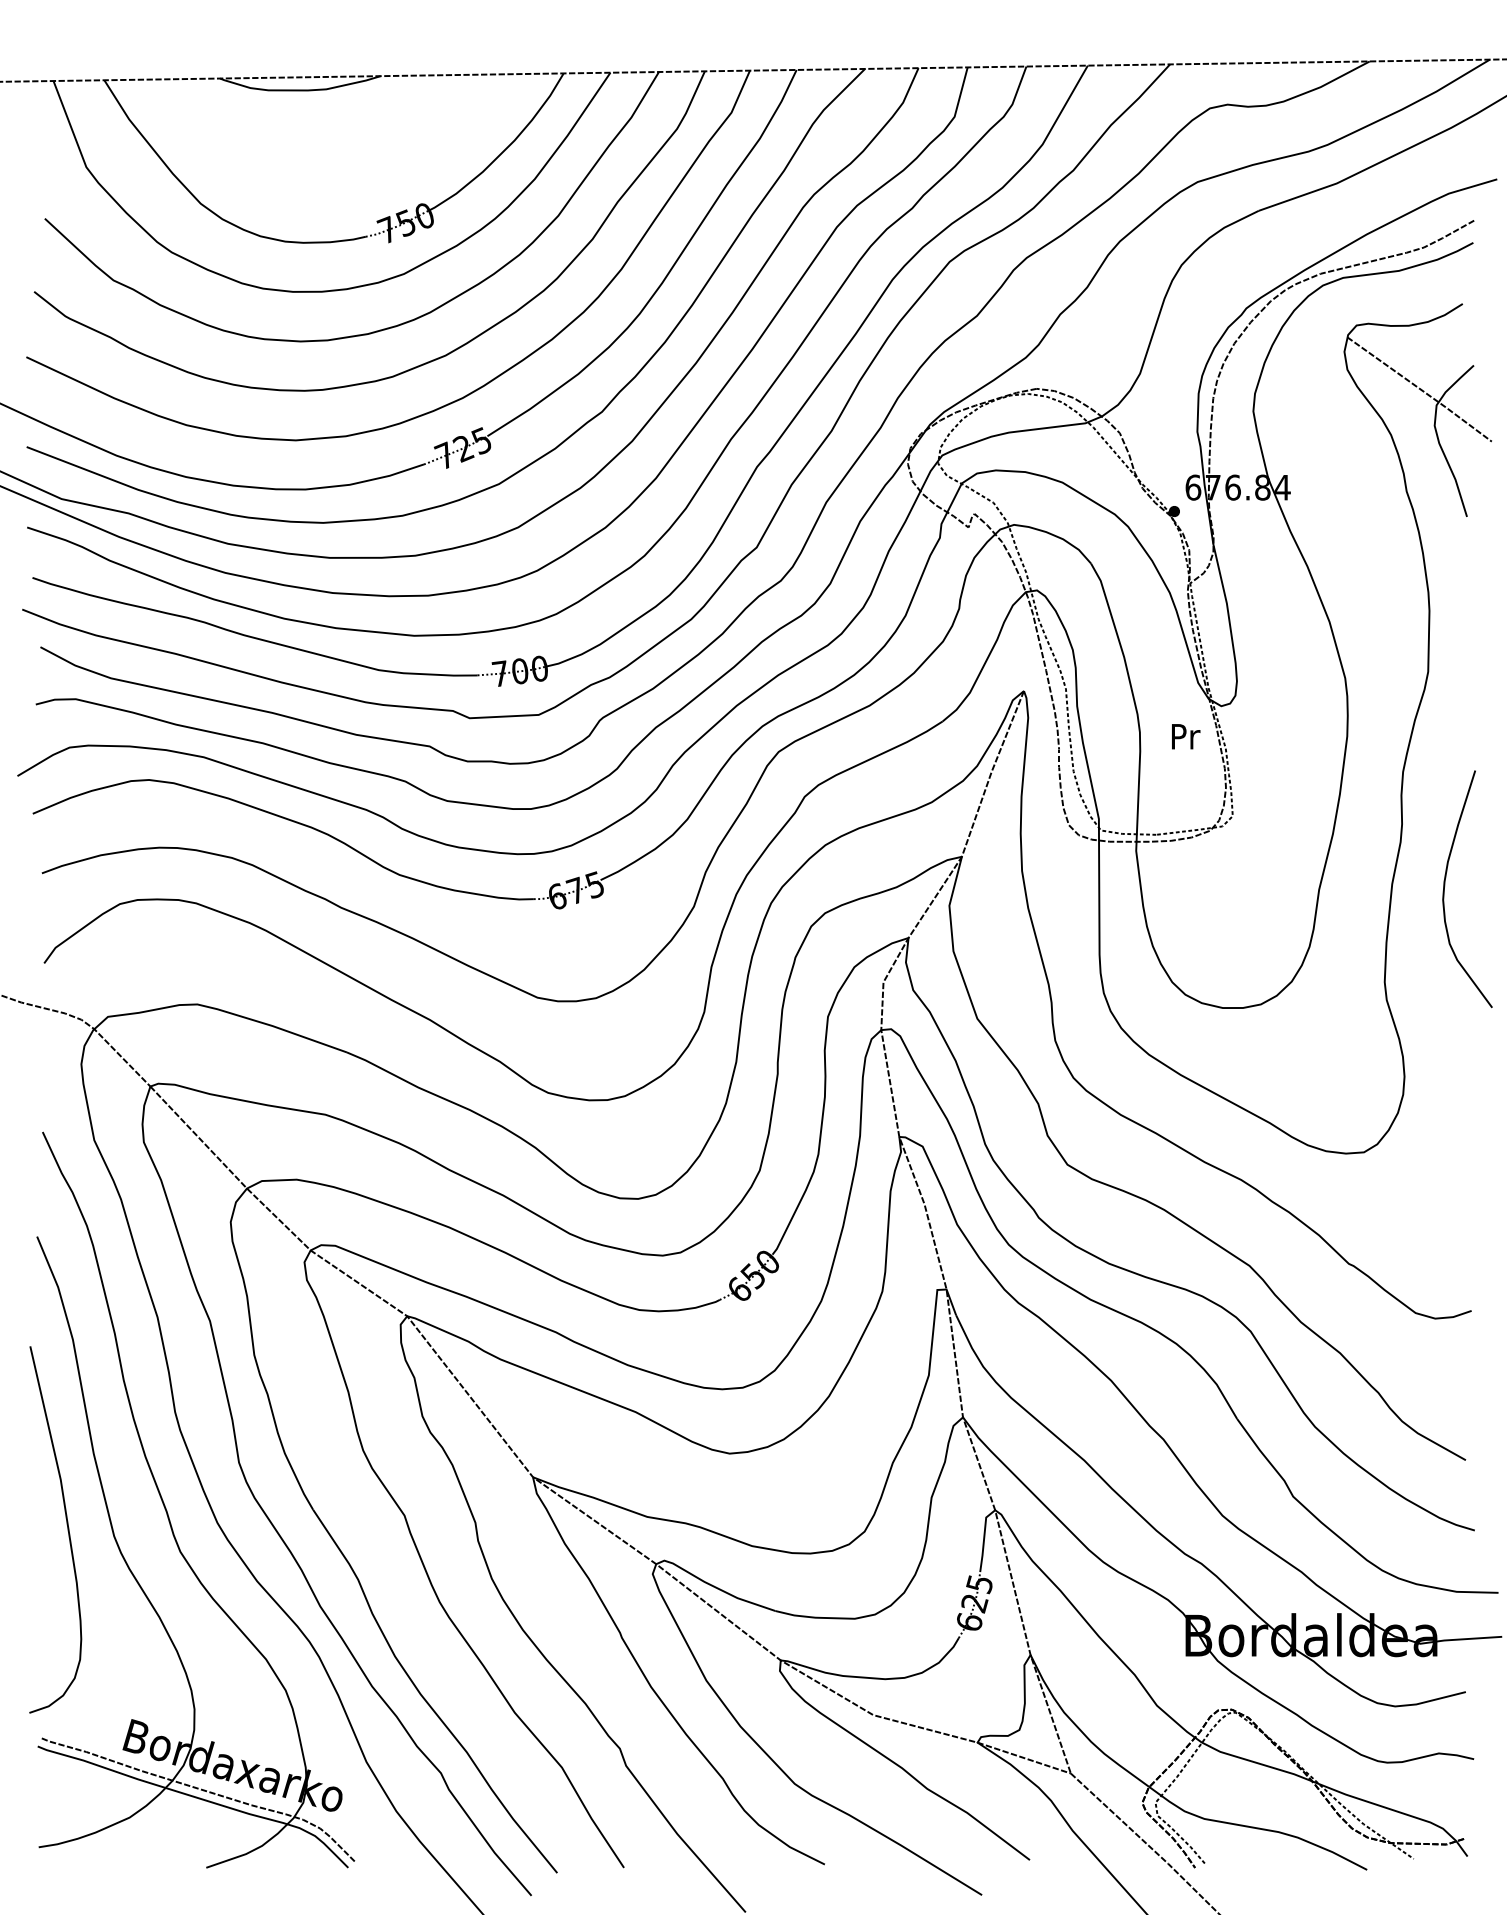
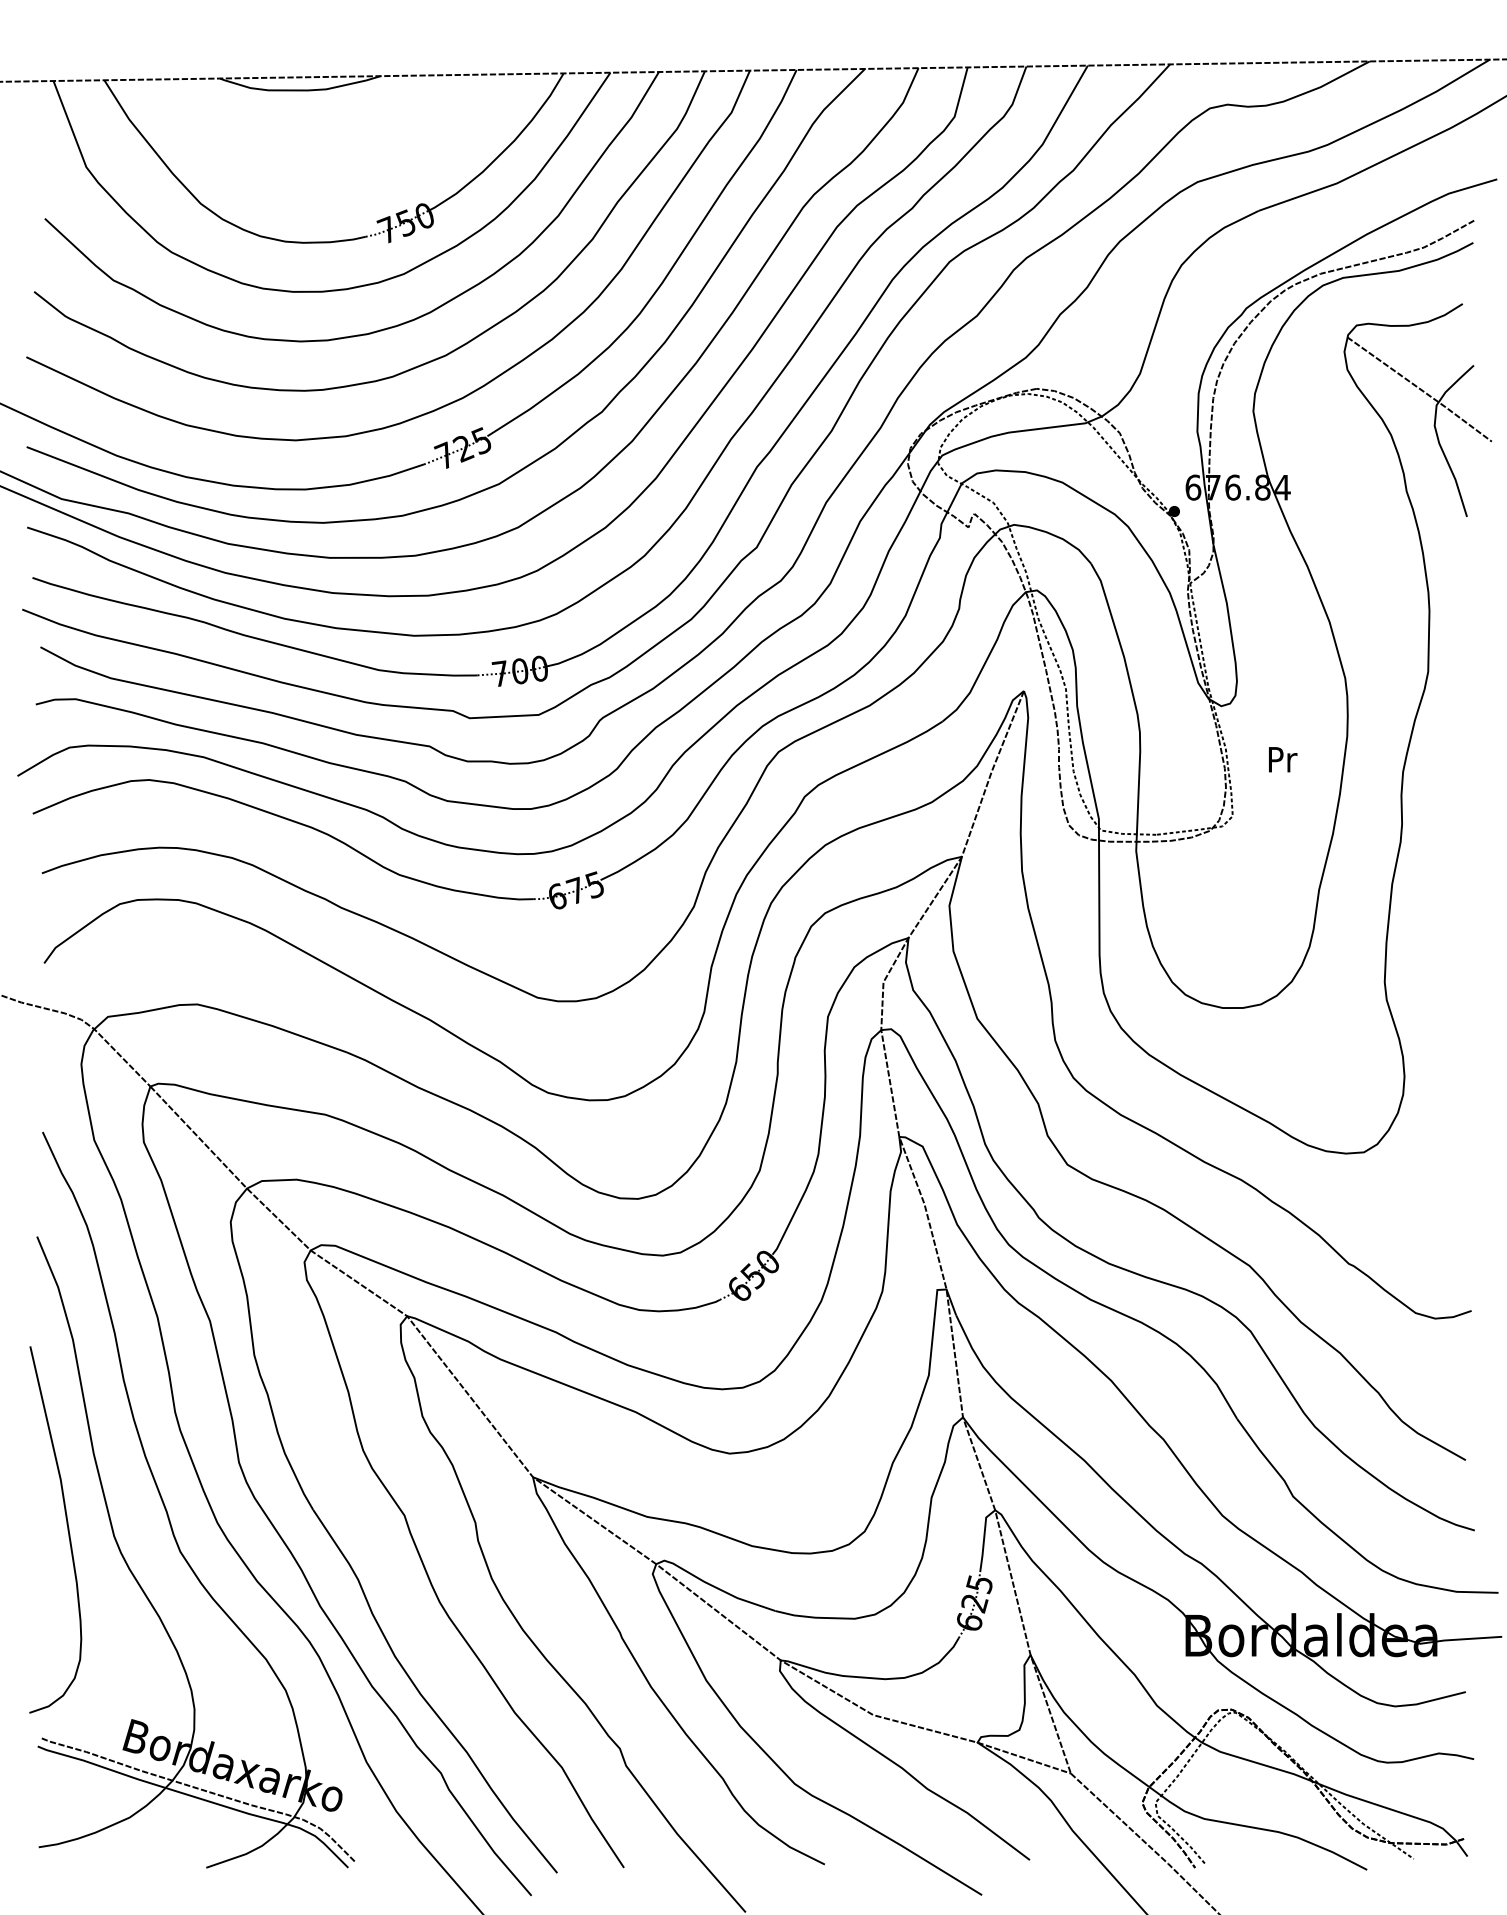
text position: (1186, 736) -> (1283, 759) (1283, 759)
curve: present -> none (1445, 886)
